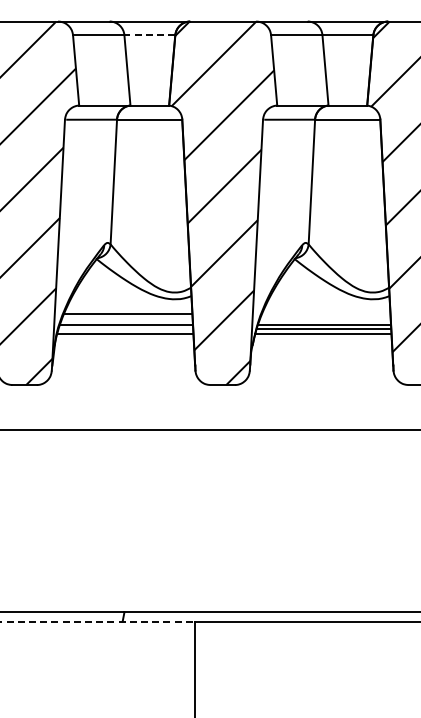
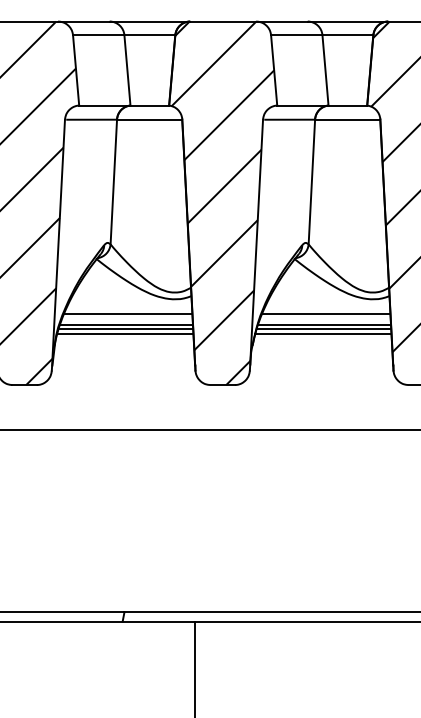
line: dashed -> solid (149, 35)
line: none -> present (325, 314)
line: none -> present (125, 328)
line: dashed -> solid (97, 621)
